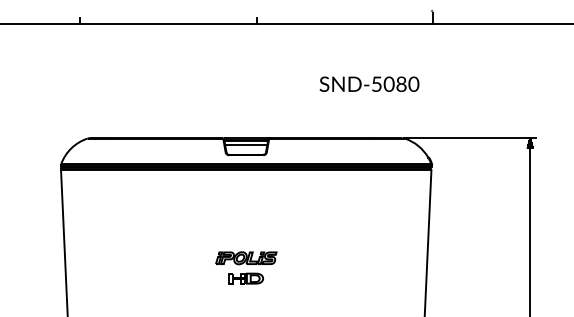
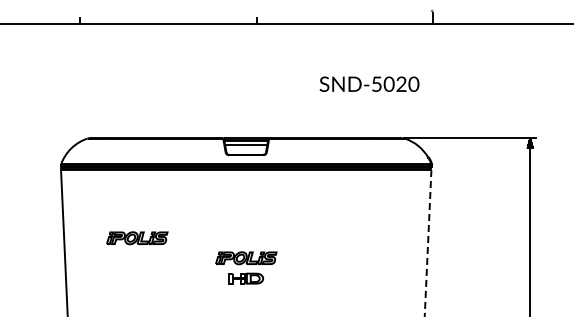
text: SND-5080 -> SND-5020 (401, 84)
part: none -> present (137, 238)
line: solid -> dashed (428, 243)
